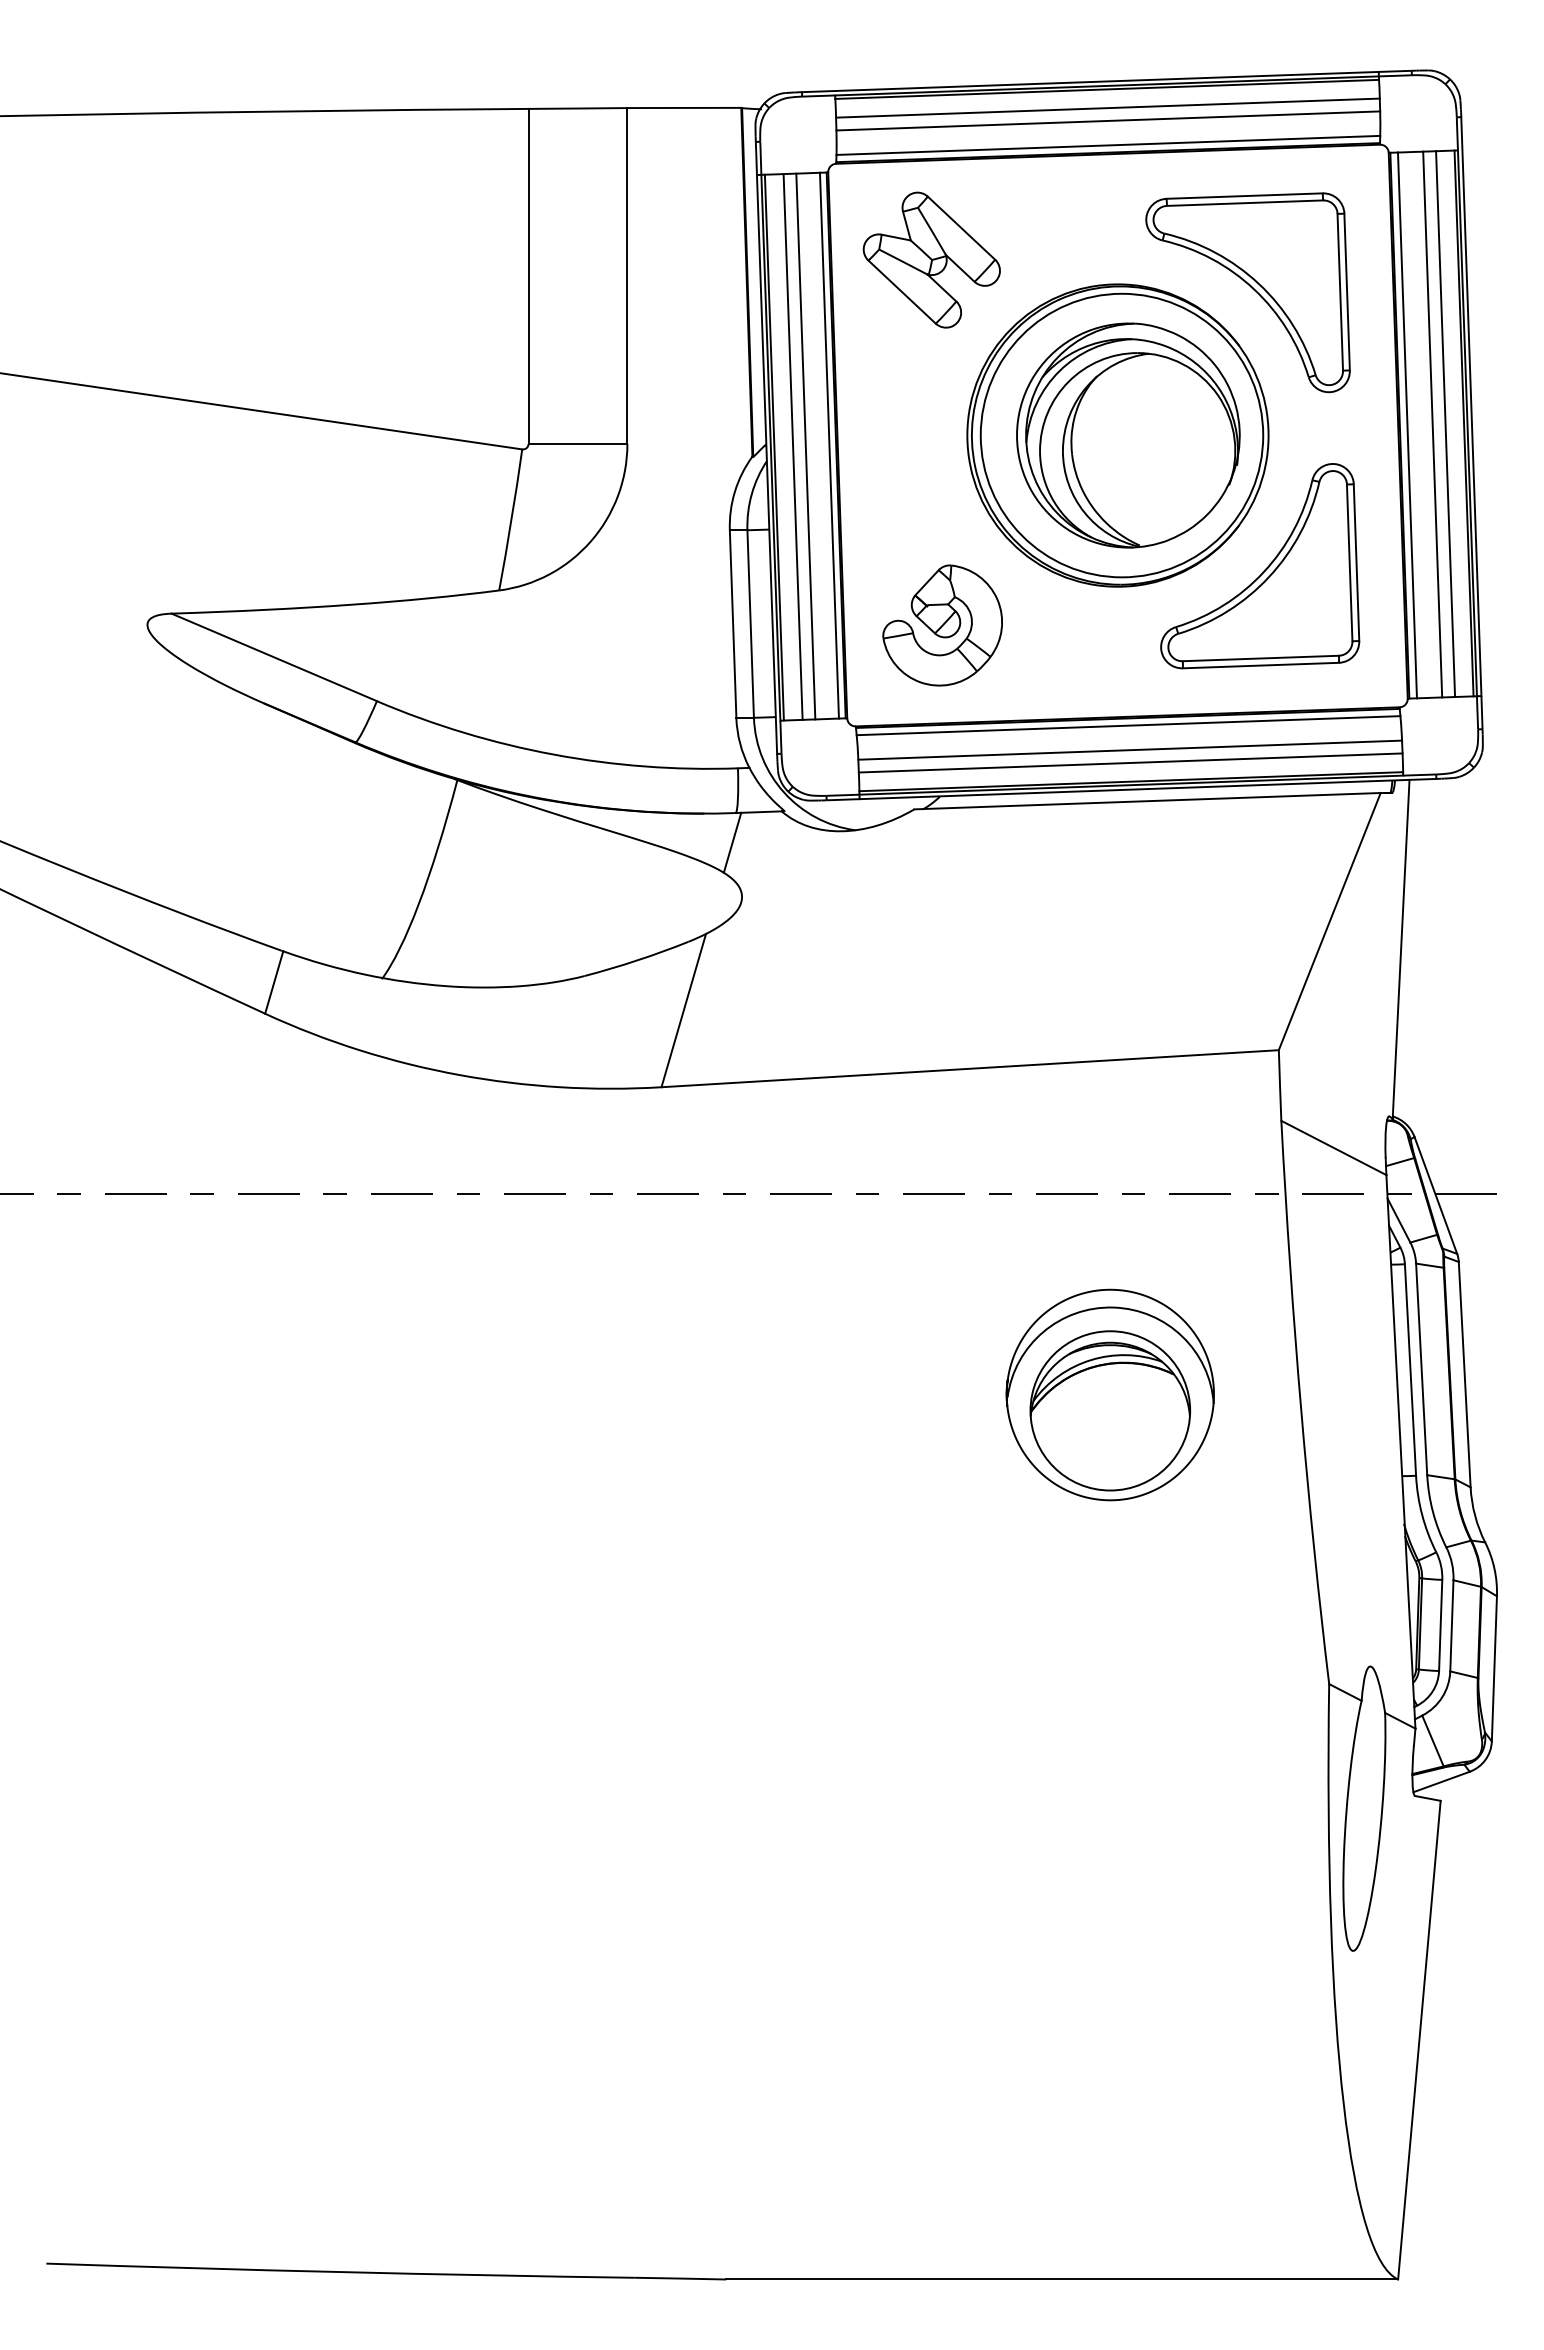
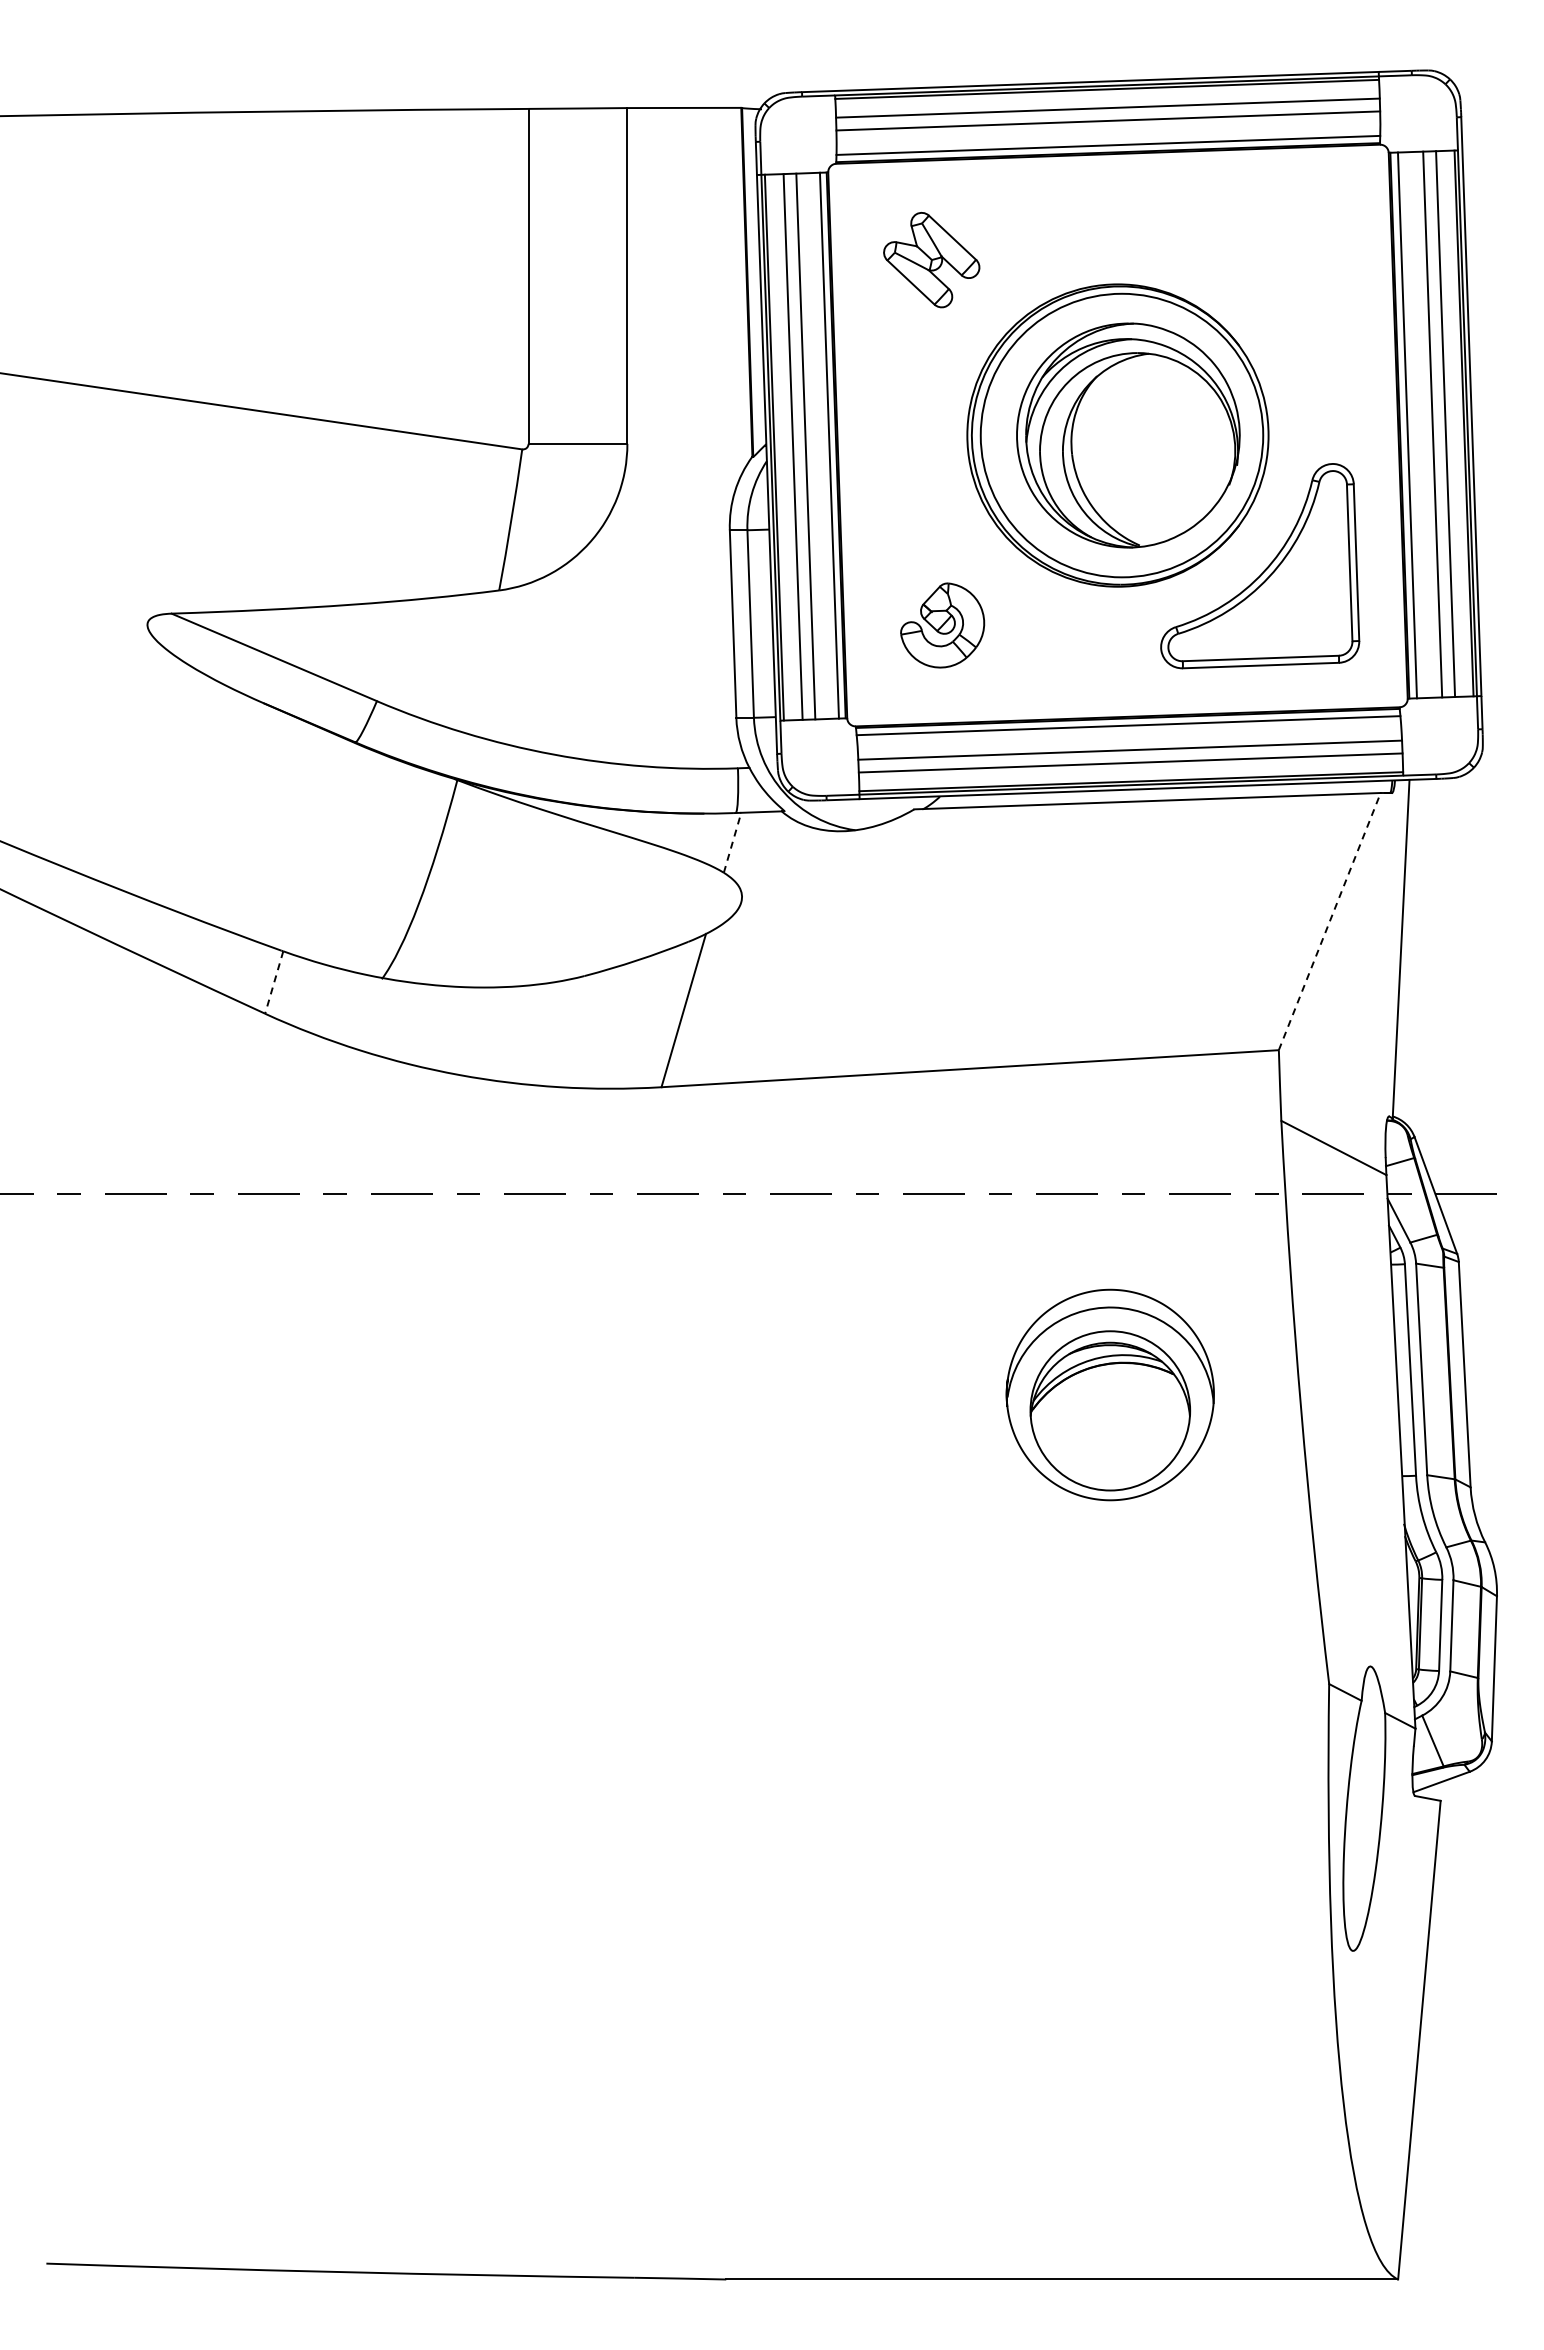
part size: 139x138 px -> 98x97 px (931, 260)
part: present -> none (1247, 292)
part size: 121x123 px -> 86x87 px (942, 625)
line: solid -> dashed (732, 842)
line: solid -> dashed (1329, 921)
line: solid -> dashed (274, 982)
